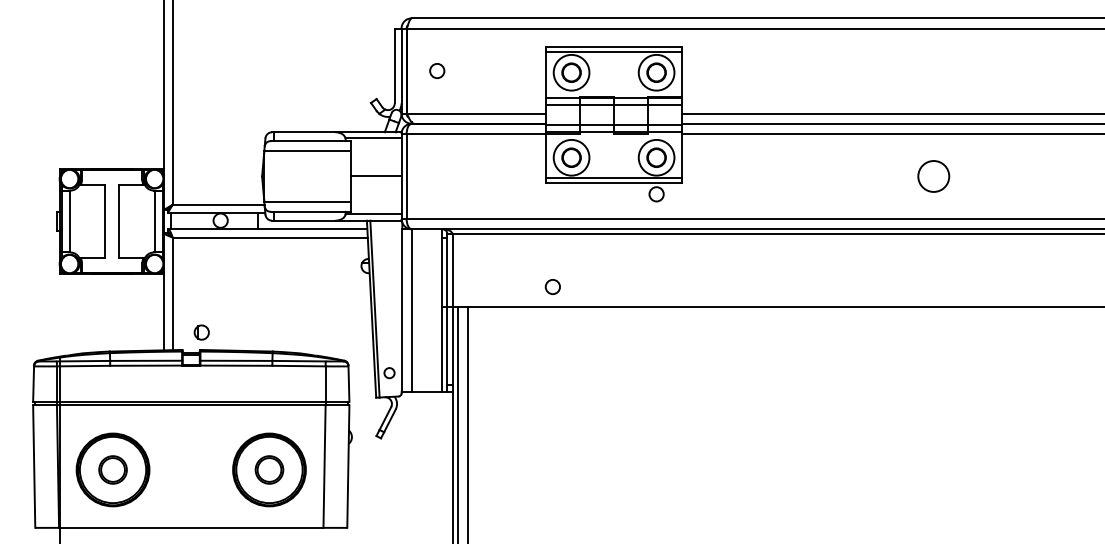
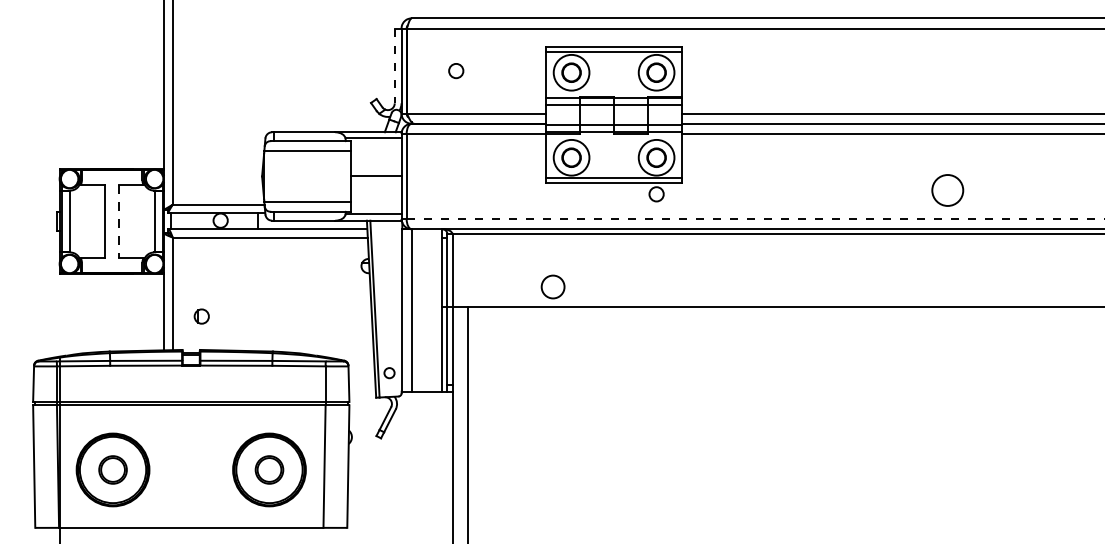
line: solid -> dashed (394, 66)
circle position: (437, 71) -> (456, 71) (456, 71)
circle position: (933, 176) -> (947, 190) (947, 190)
line: solid -> dashed (755, 219)
line: solid -> dashed (119, 222)
circle size: 17x16 px -> 26x26 px (552, 286)
part position: (201, 332) -> (201, 316) (201, 316)
line: present -> none (457, 423)
